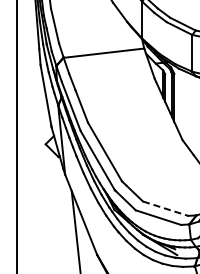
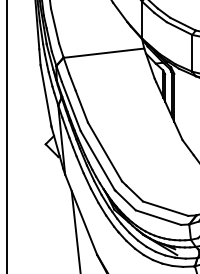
line position: (17, 136) -> (7, 136) (7, 136)
line: dashed -> solid (165, 208)
